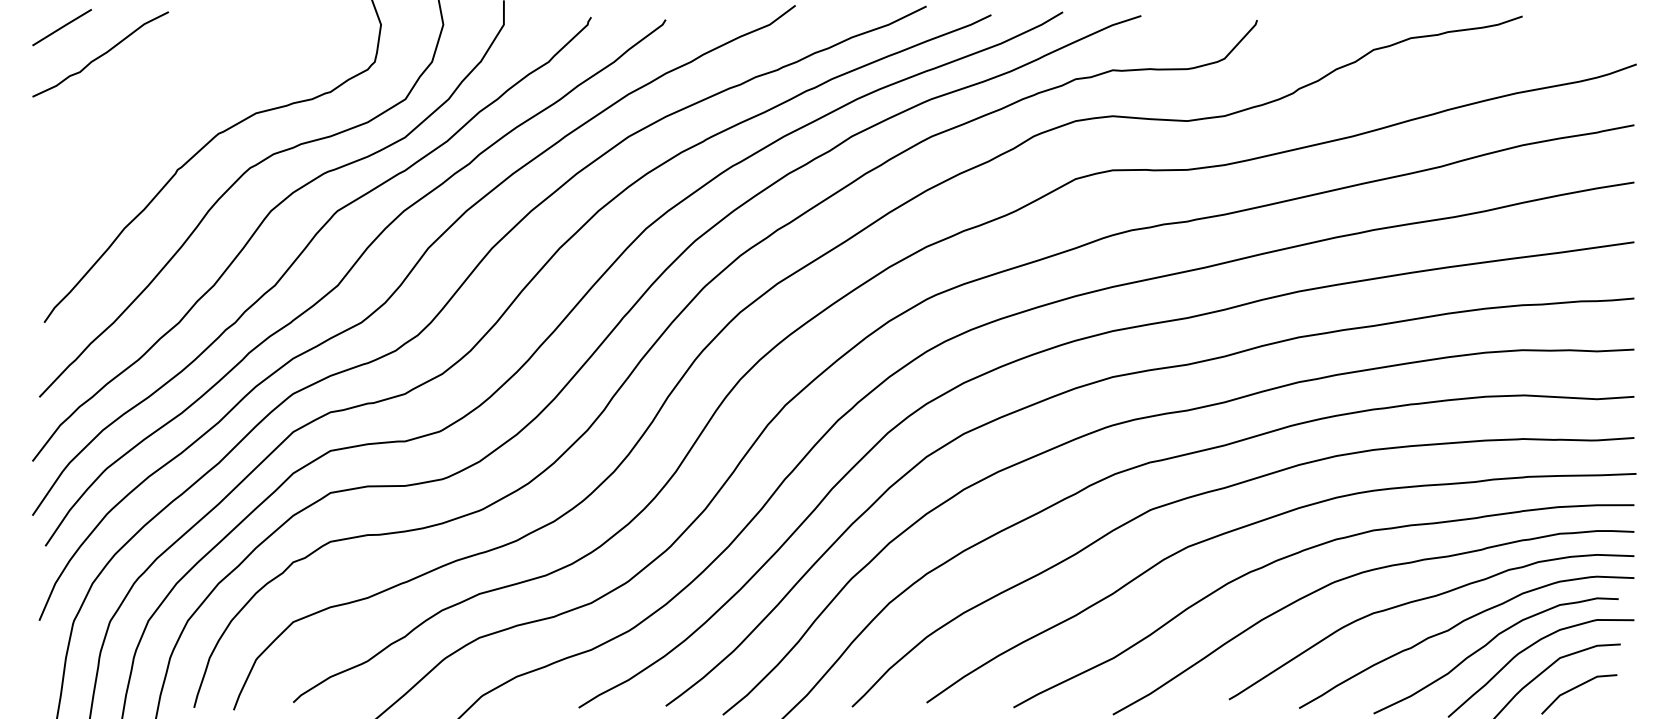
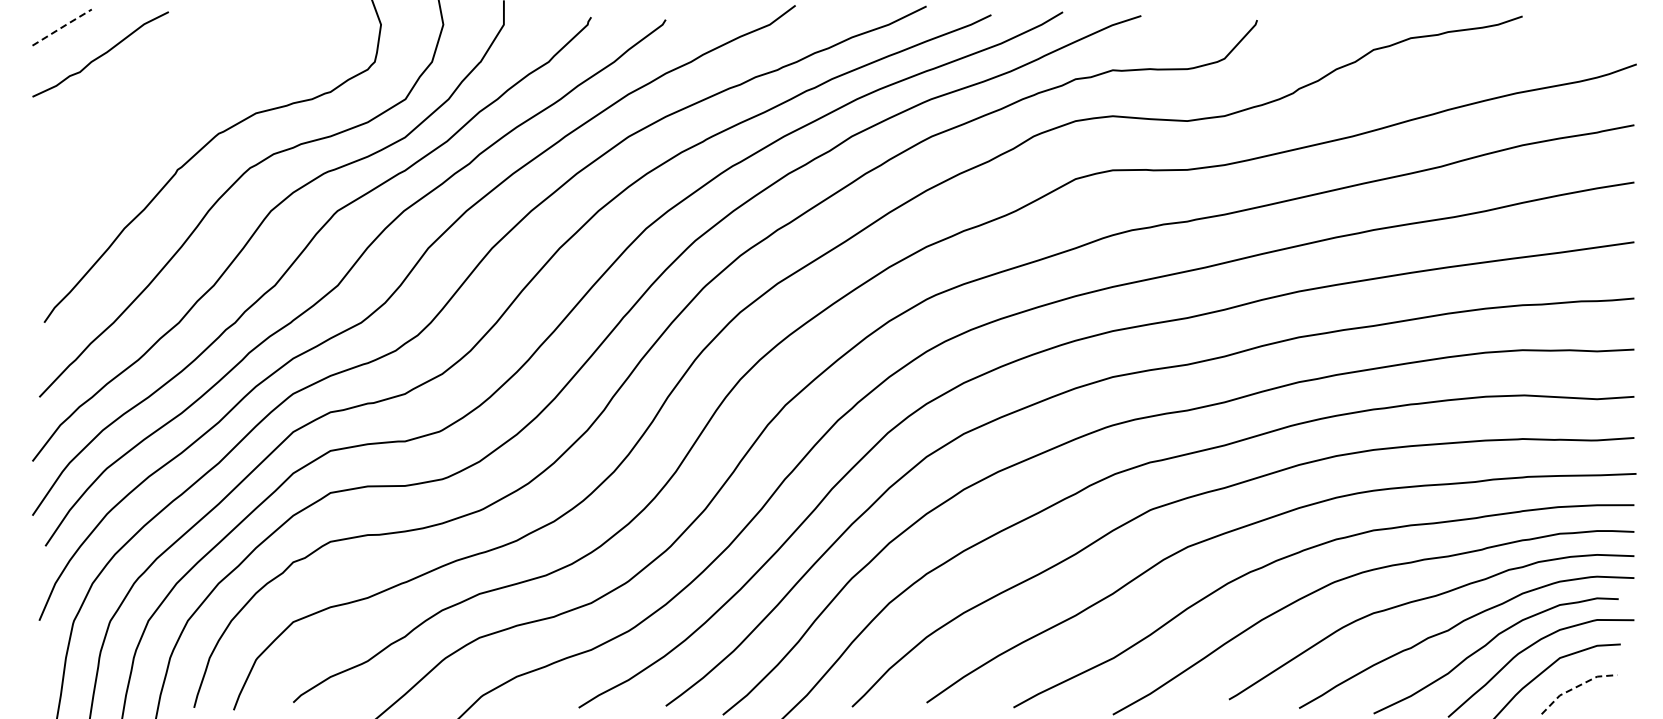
line: solid -> dashed (63, 26)
line: solid -> dashed (1575, 687)
